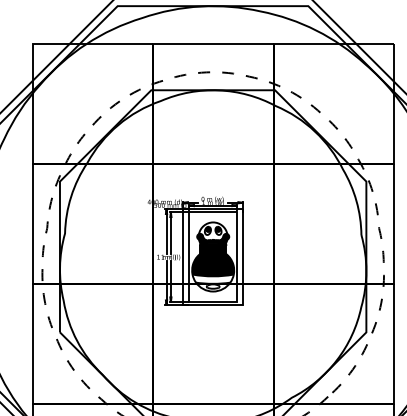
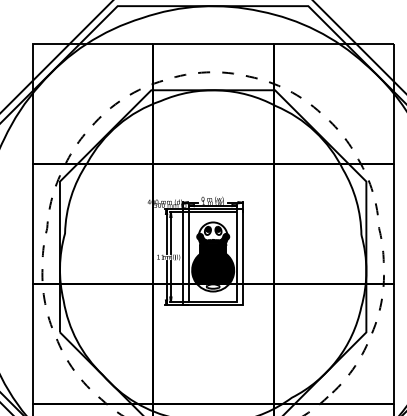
fill: none -> present (212, 278)
